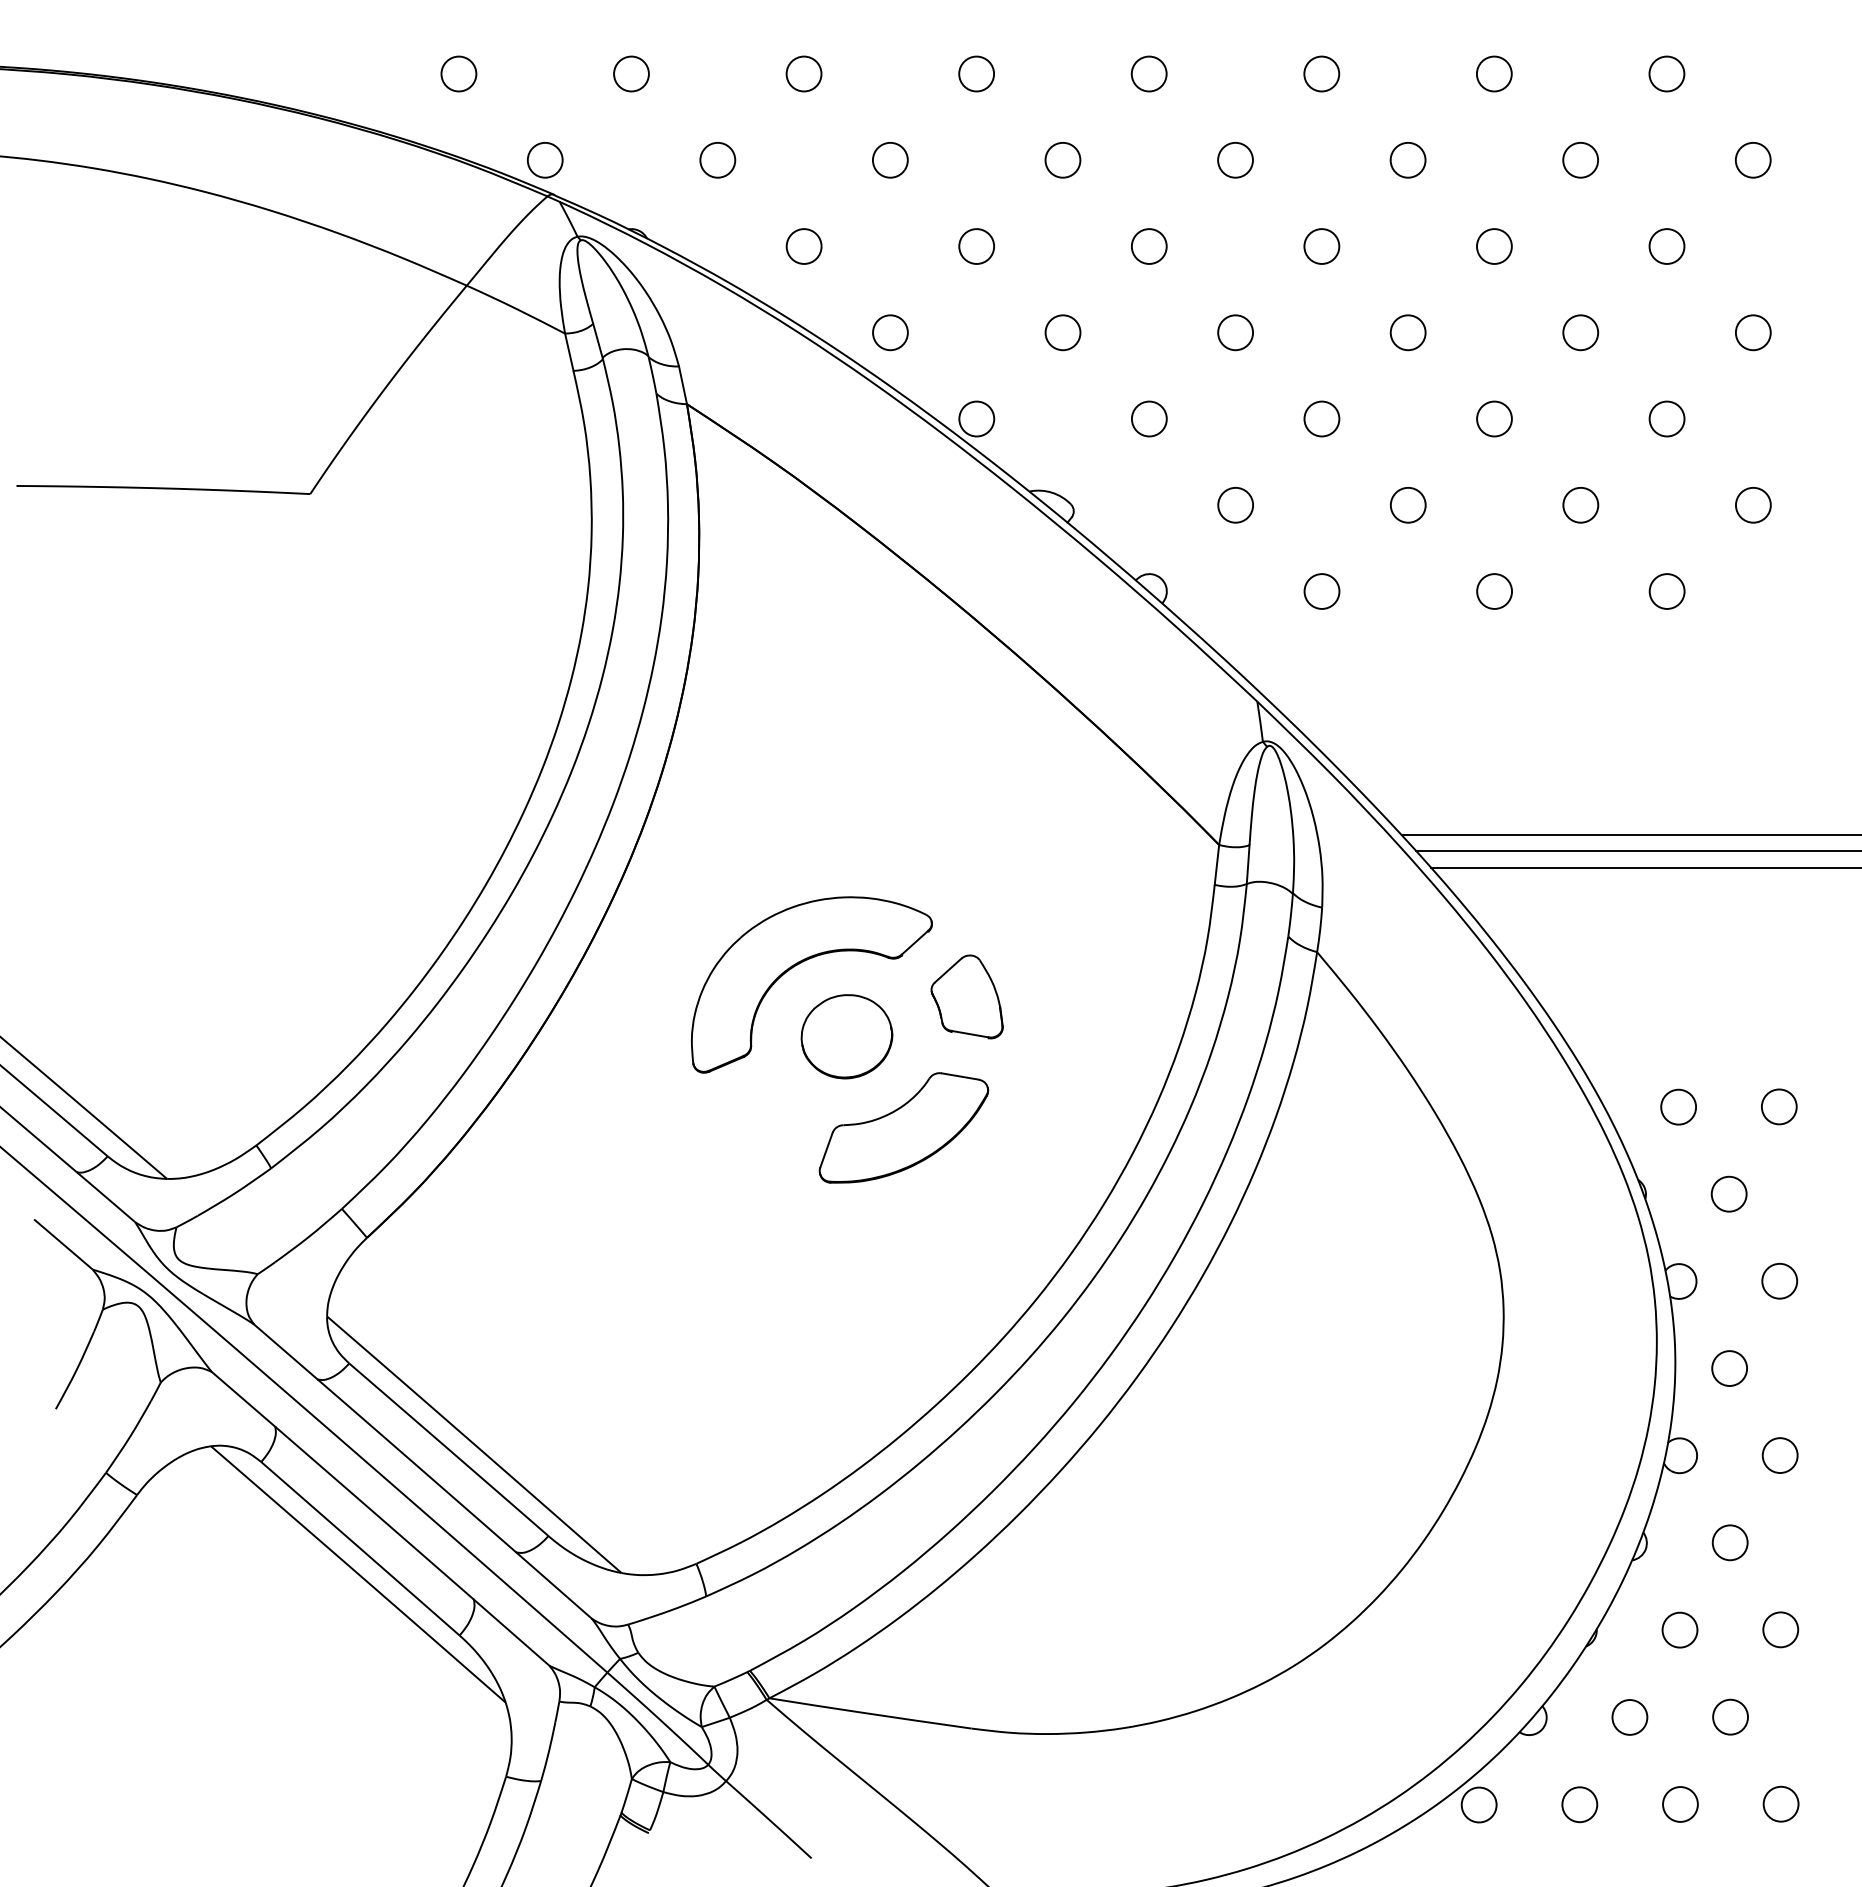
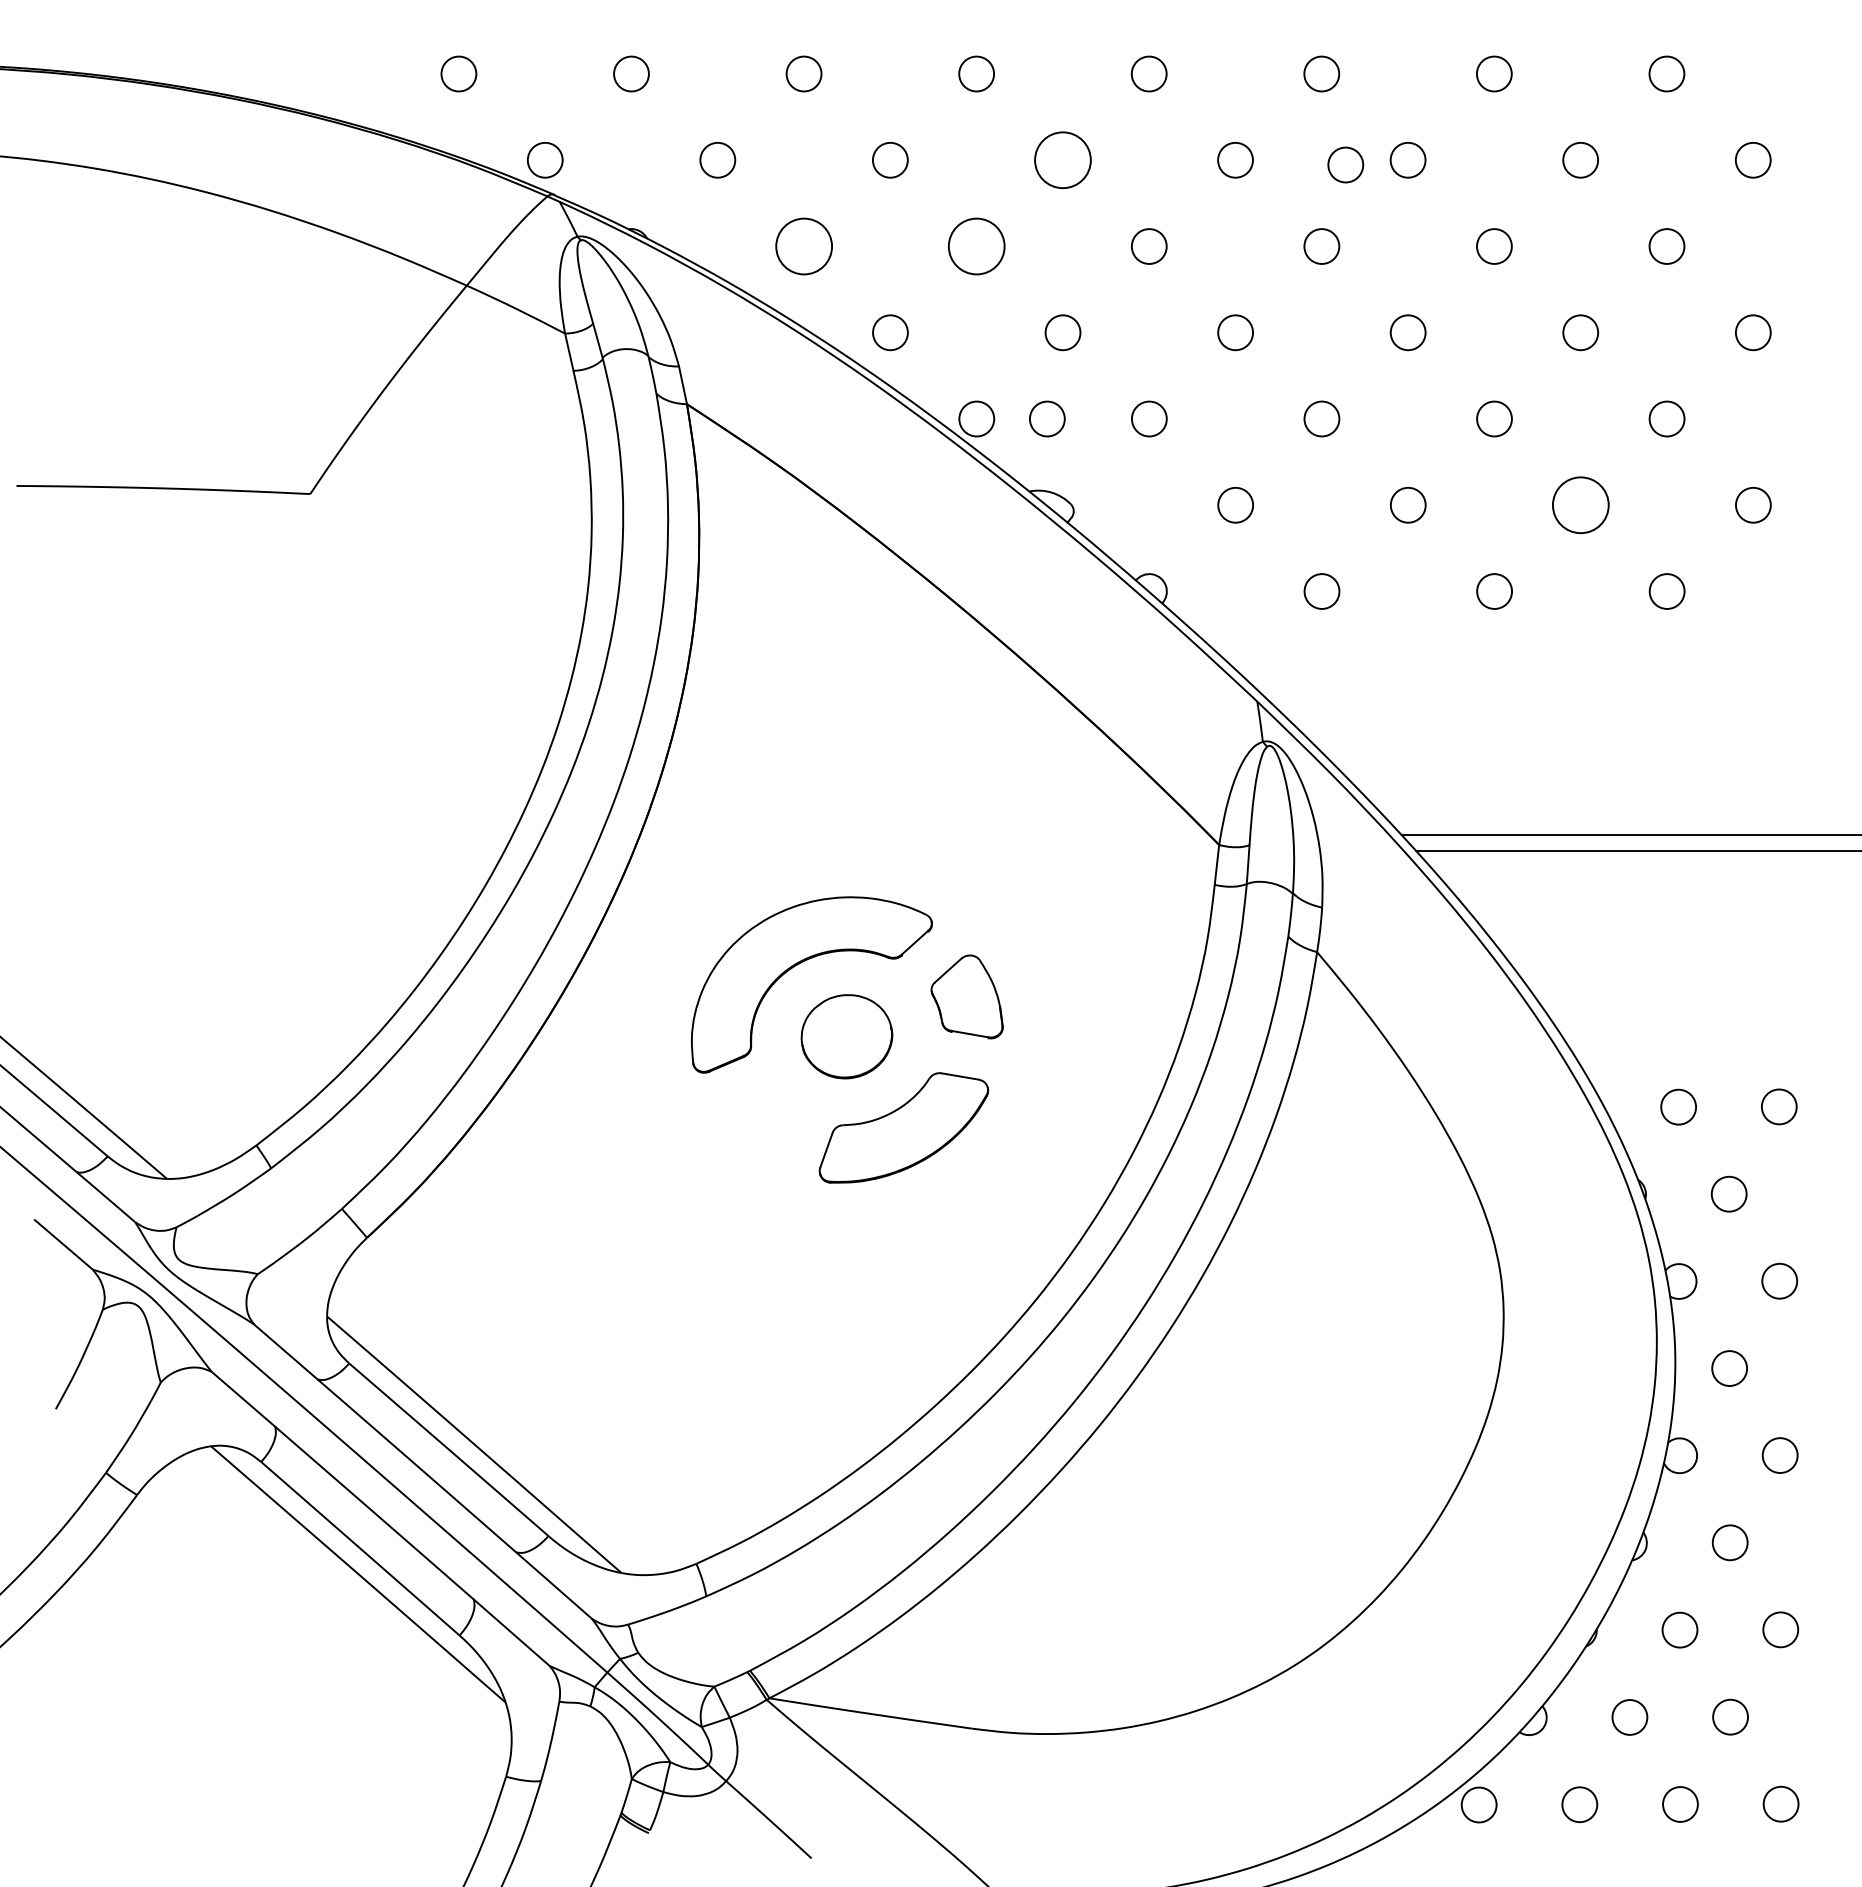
circle diameter: 35 px -> 56 px (1062, 160)
circle: none -> present (1345, 164)
circle diameter: 35 px -> 56 px (804, 246)
circle diameter: 35 px -> 56 px (976, 246)
circle: none -> present (1047, 418)
circle diameter: 35 px -> 56 px (1580, 505)
line: present -> none (1644, 867)
